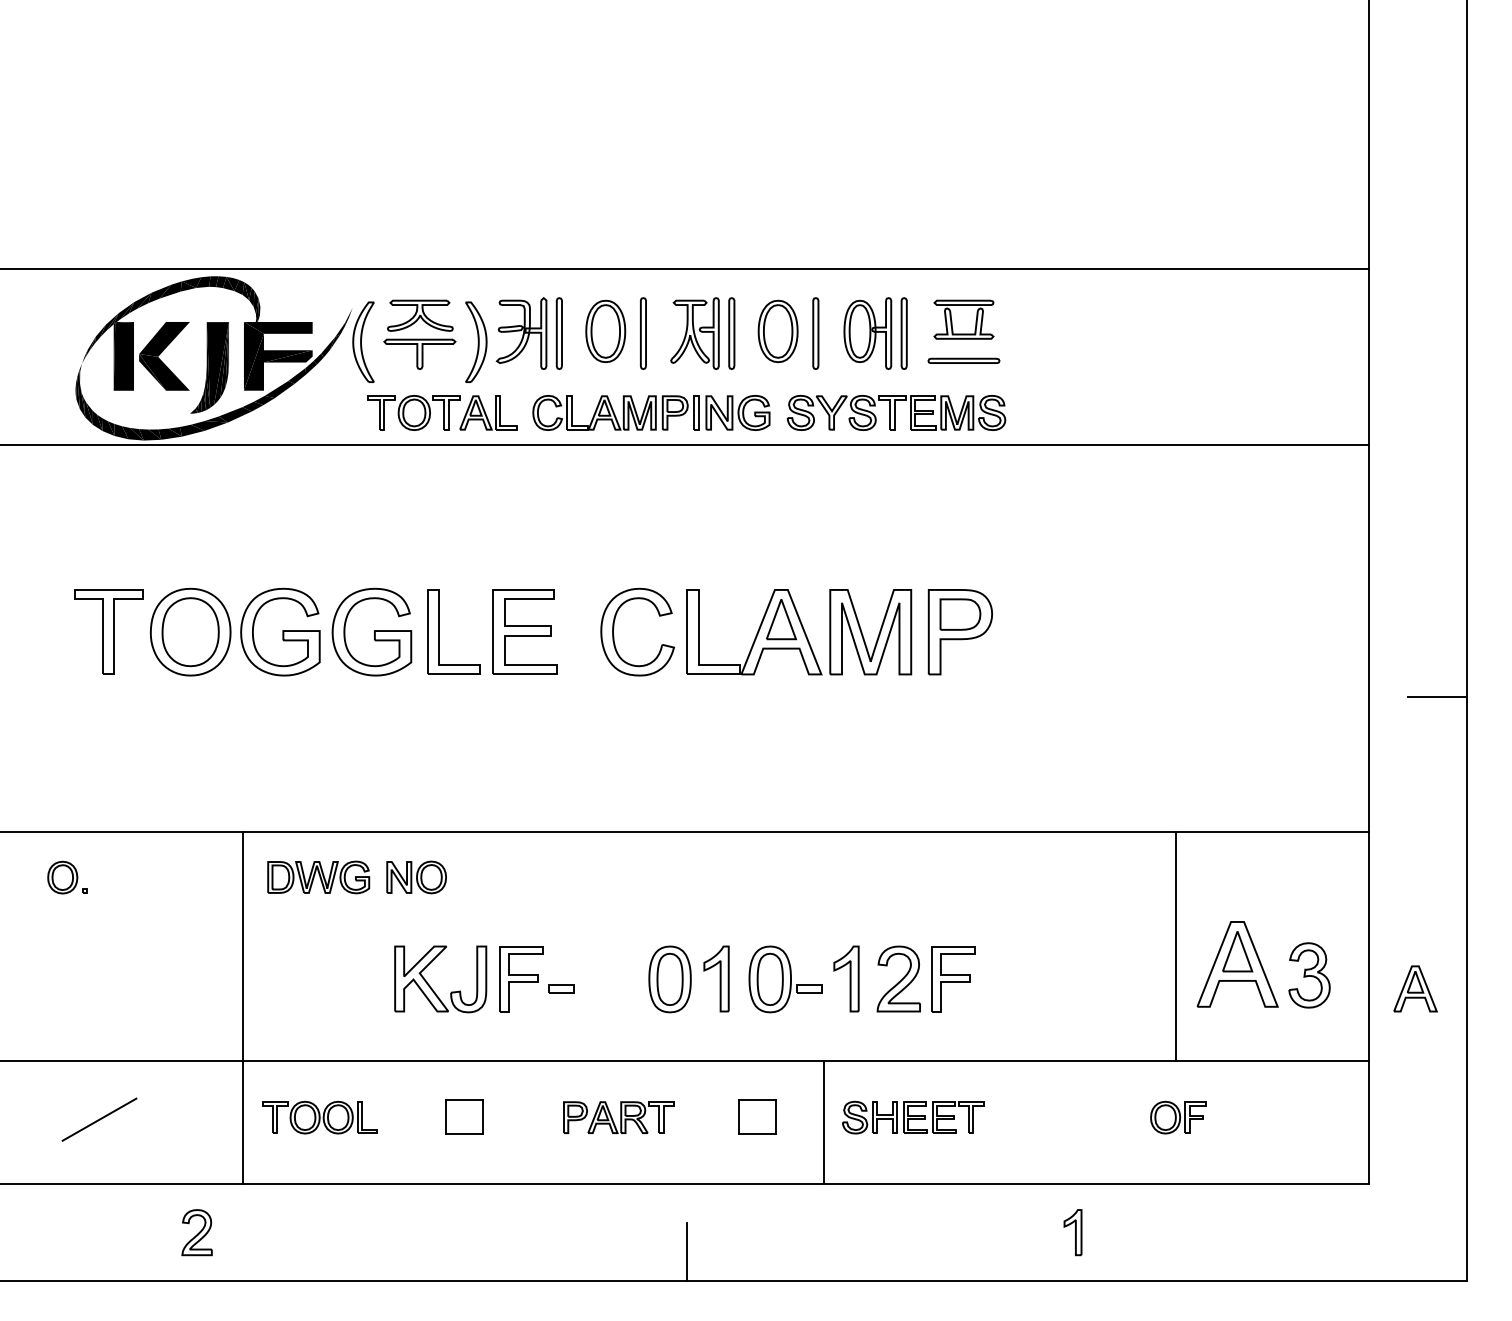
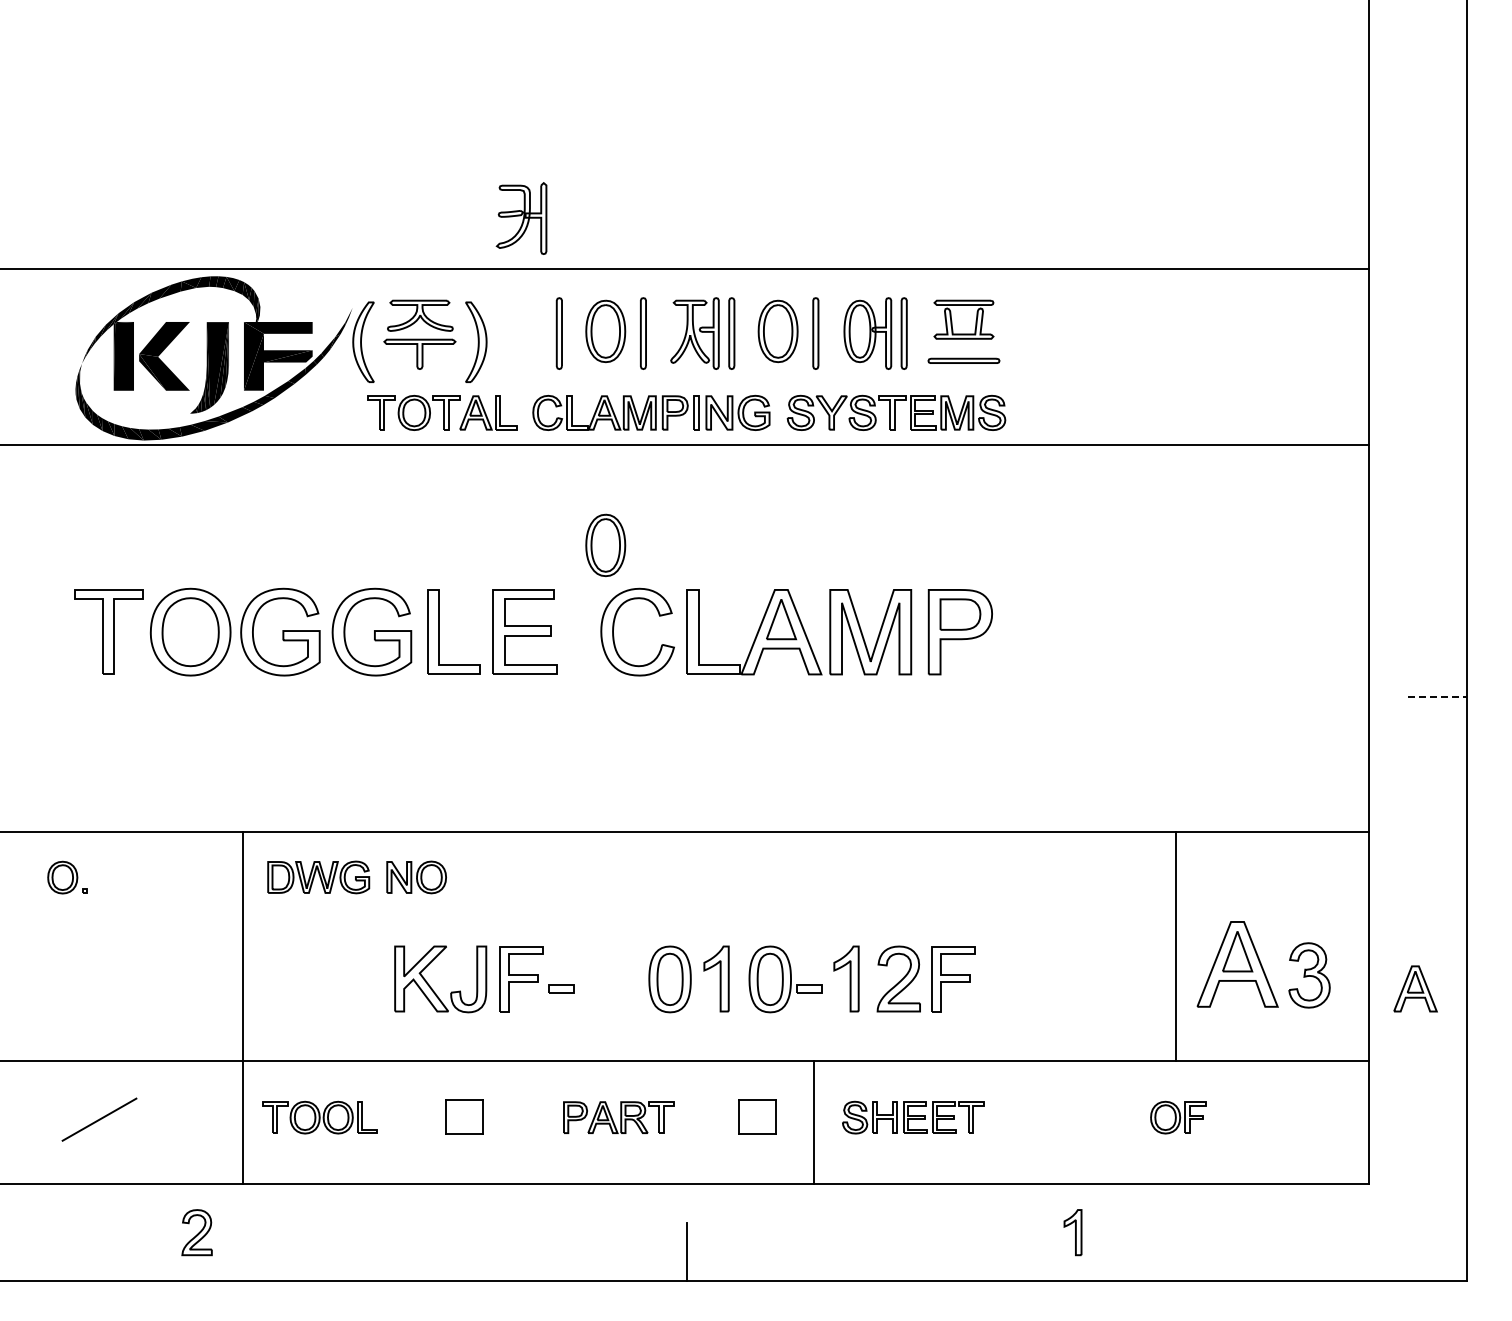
part position: (521, 333) -> (521, 218) (521, 218)
part: none -> present (605, 545)
line: solid -> dashed (1437, 696)
line position: (823, 1121) -> (813, 1121) (813, 1121)
